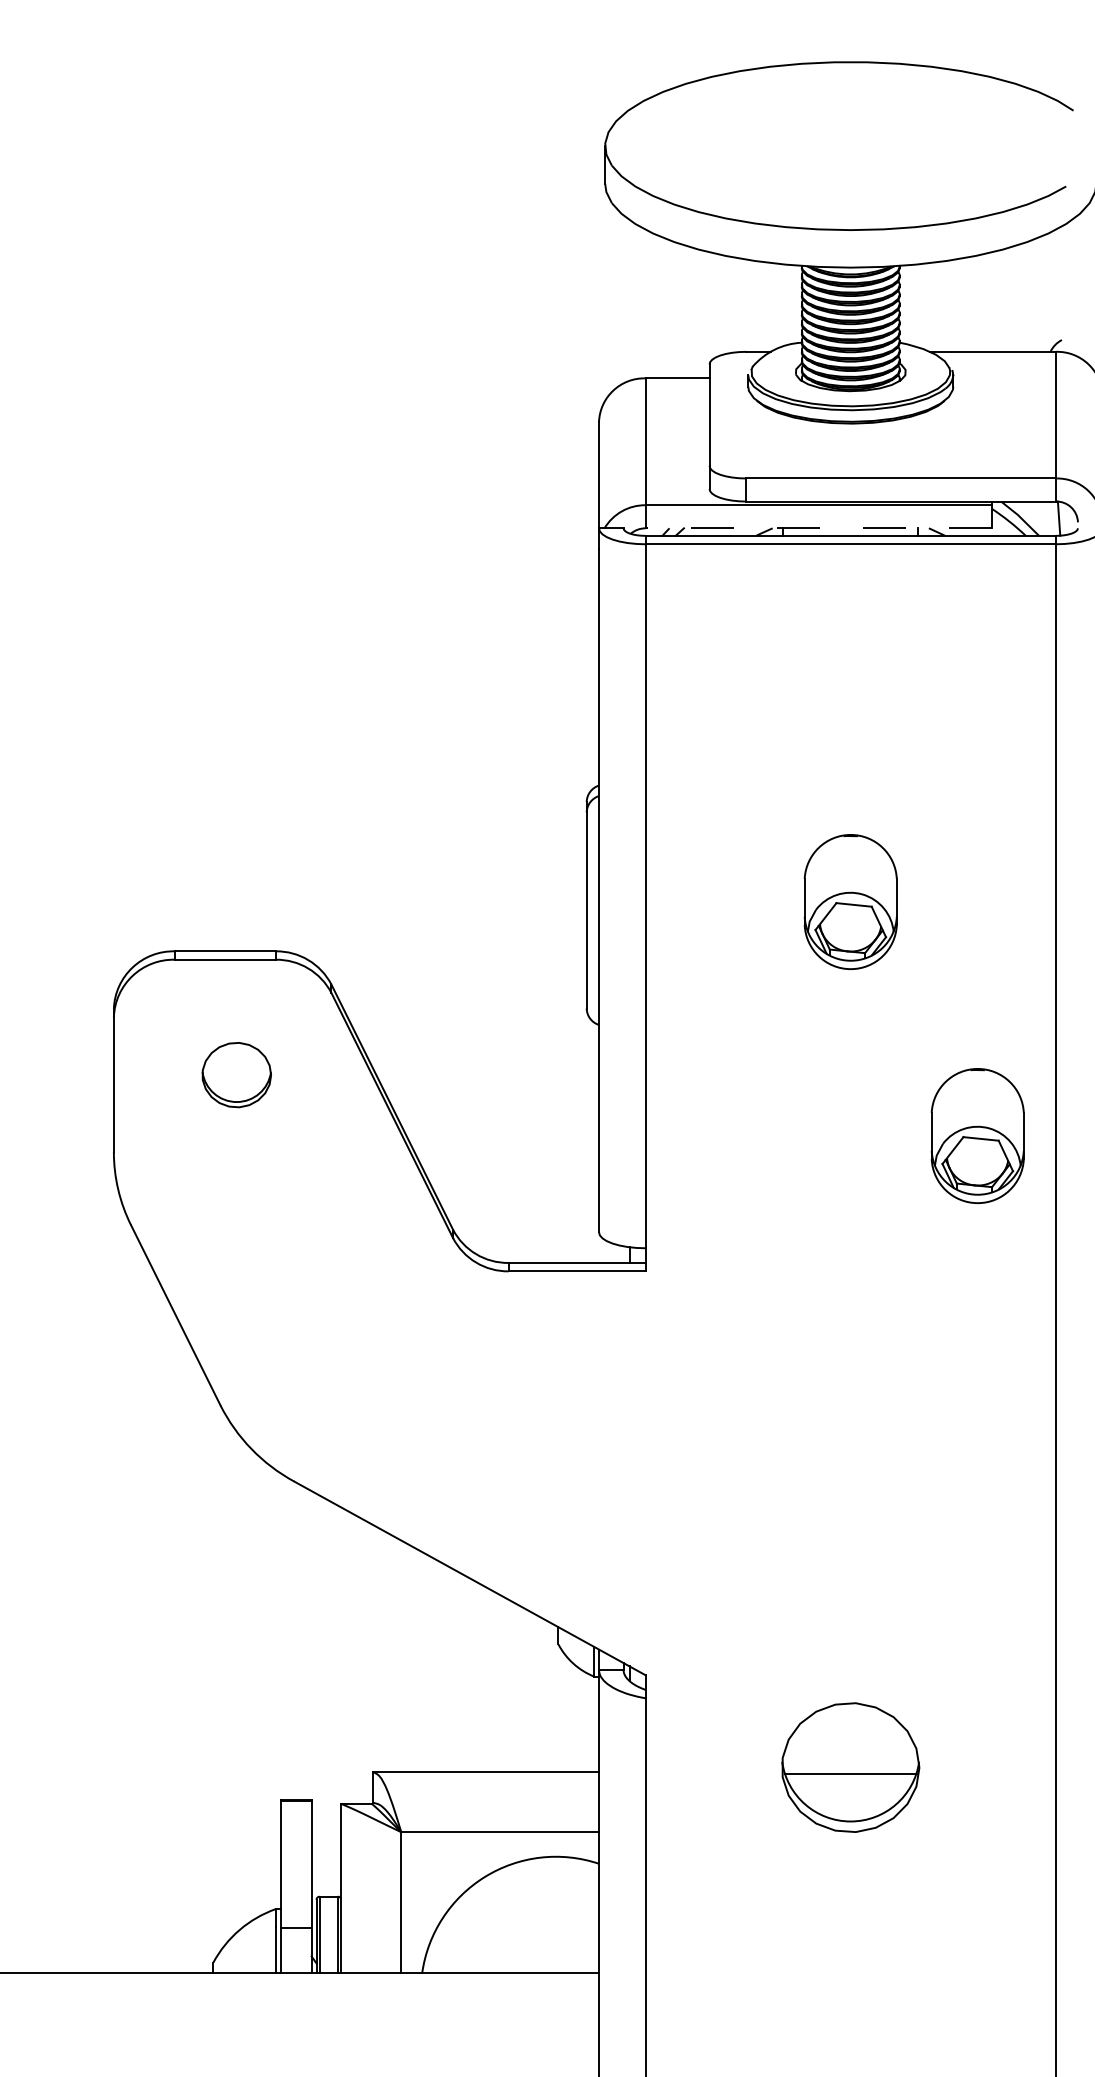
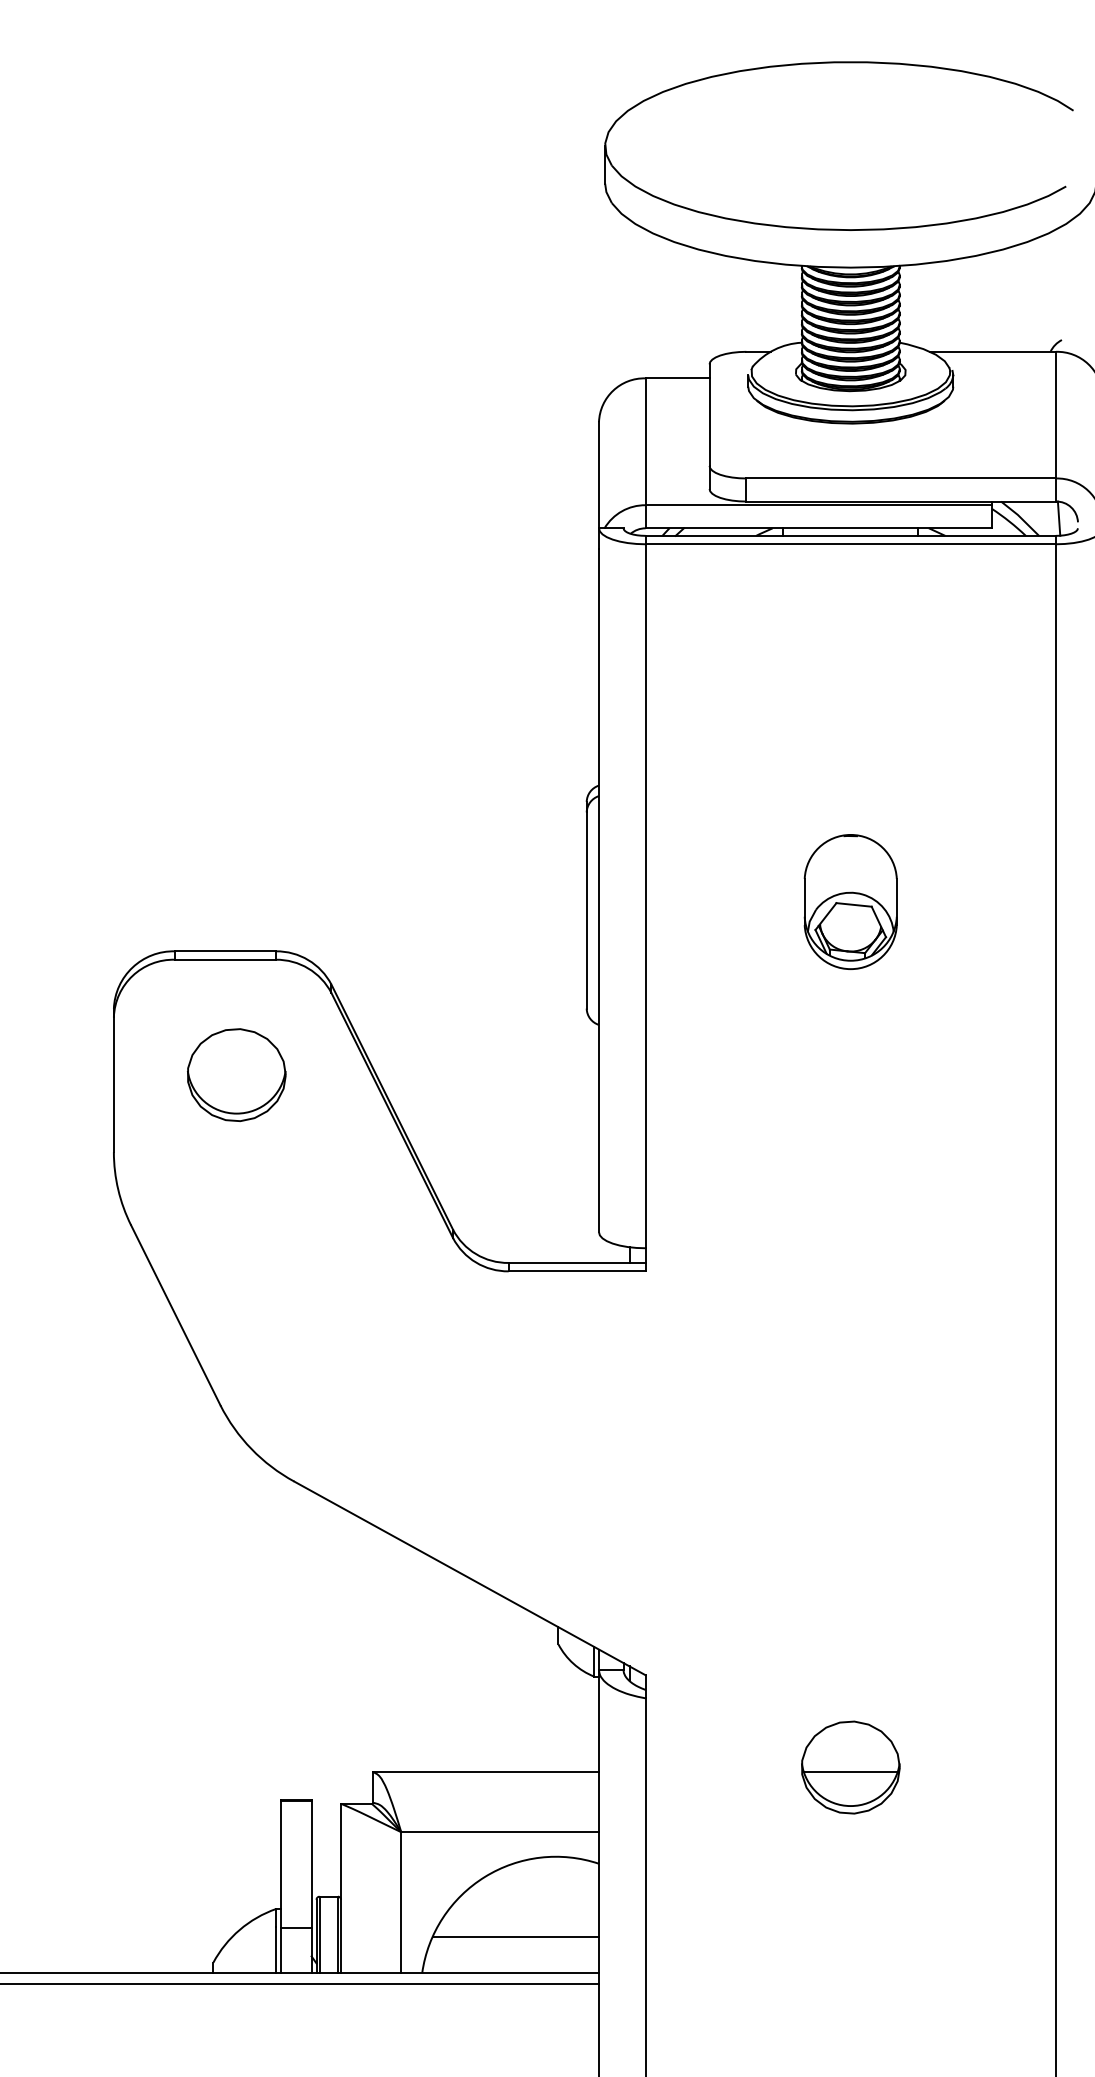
line: dashed -> solid (818, 528)
part size: 71x67 px -> 100x94 px (236, 1074)
part: present -> none (977, 1135)
part size: 140x131 px -> 100x95 px (850, 1767)
line: none -> present (515, 1936)
line: none -> present (300, 1983)
